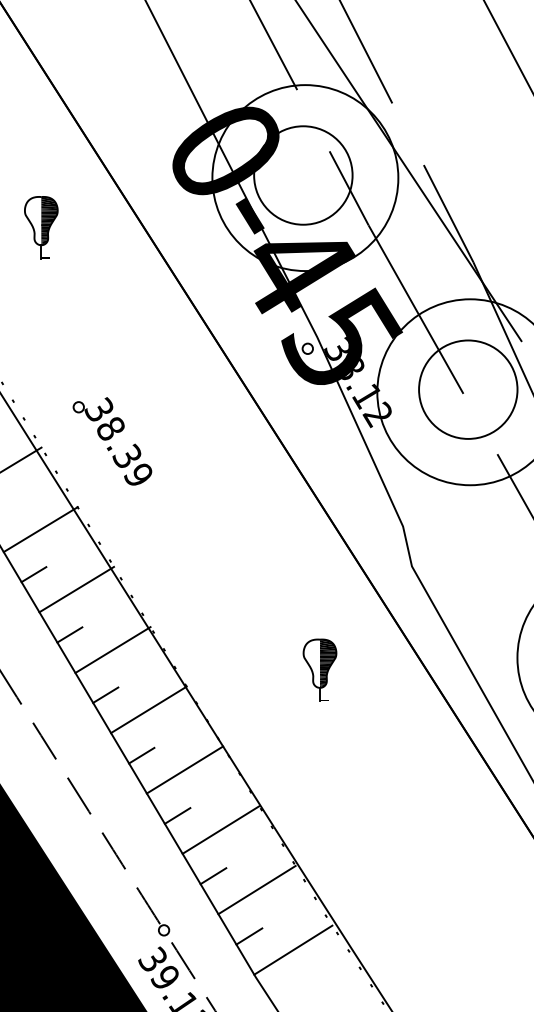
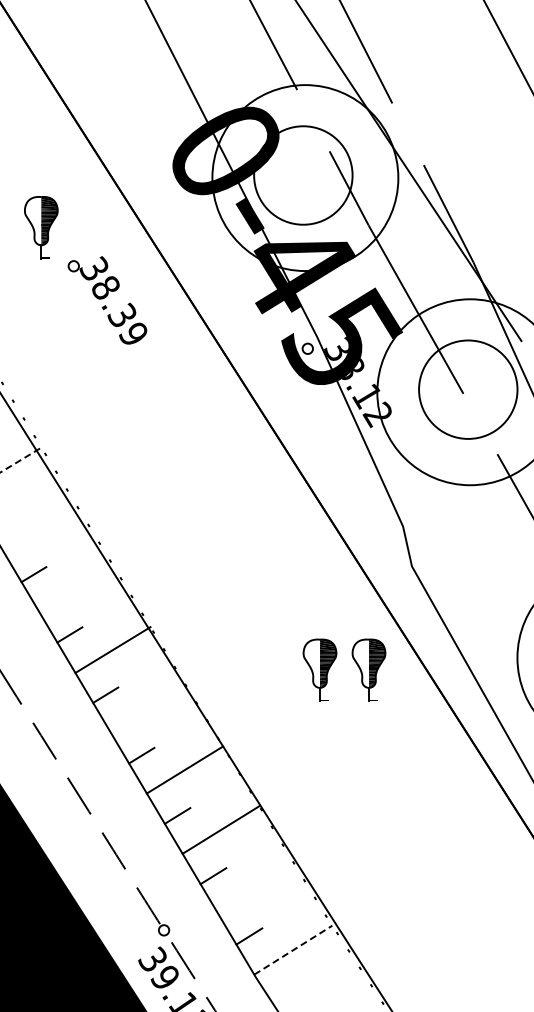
part position: (112, 441) -> (107, 300) (107, 300)
line: solid -> dashed (21, 460)
line: present -> none (40, 529)
line: present -> none (76, 589)
part: none -> present (368, 669)
line: present -> none (148, 709)
line: present -> none (256, 889)
line: solid -> dashed (293, 949)
